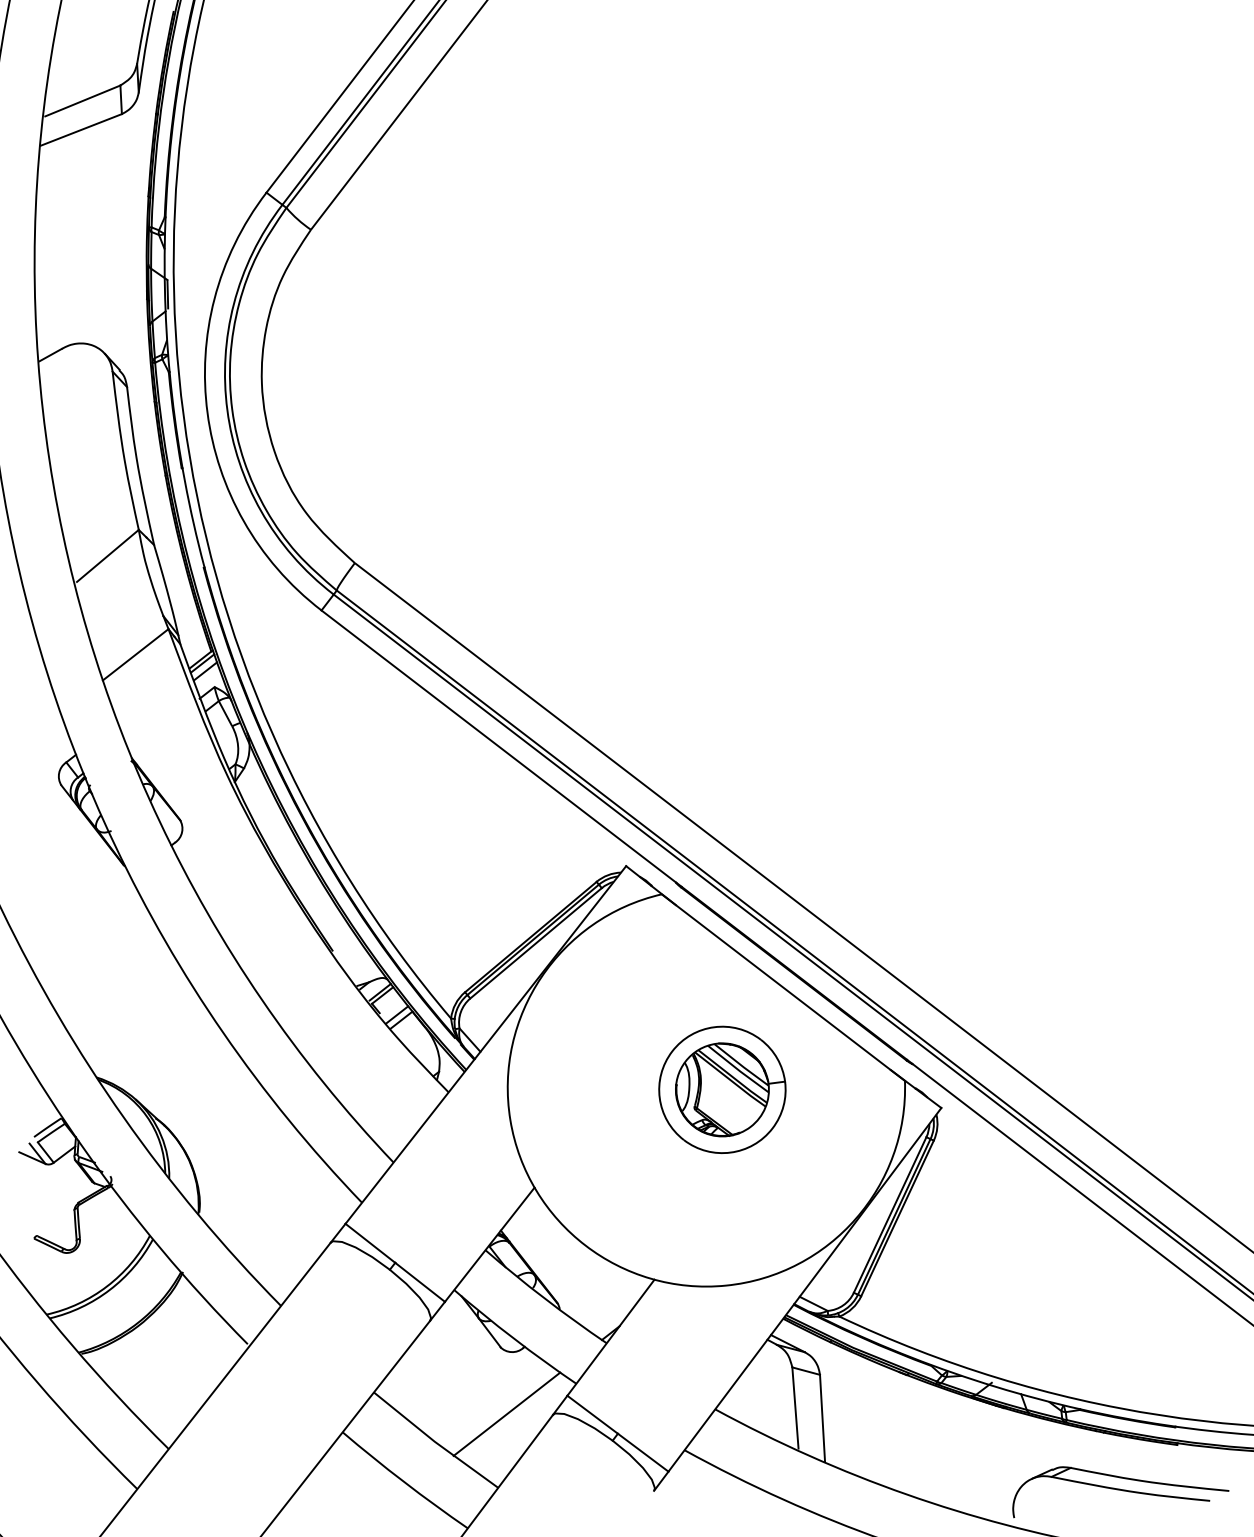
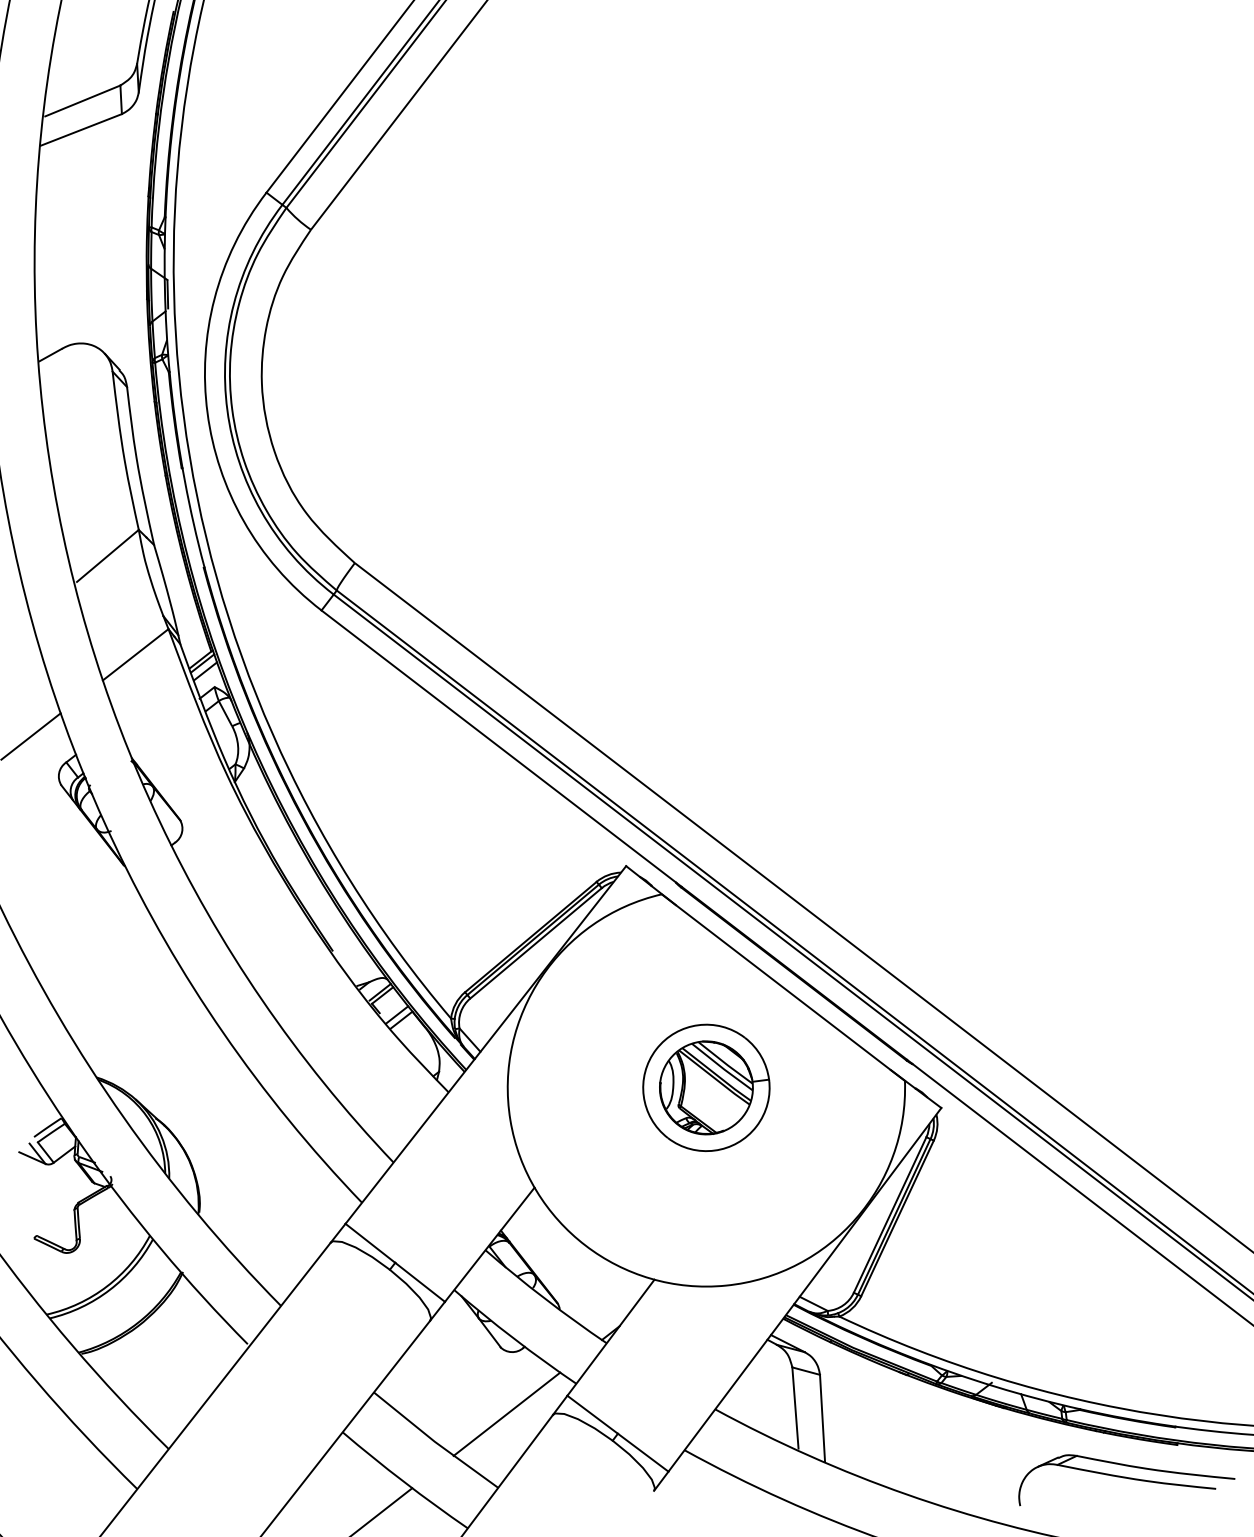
line: none -> present (31, 736)
part position: (722, 1089) -> (706, 1087) (706, 1087)
part position: (1120, 1492) -> (1126, 1480) (1126, 1480)
line: none -> present (382, 1510)
